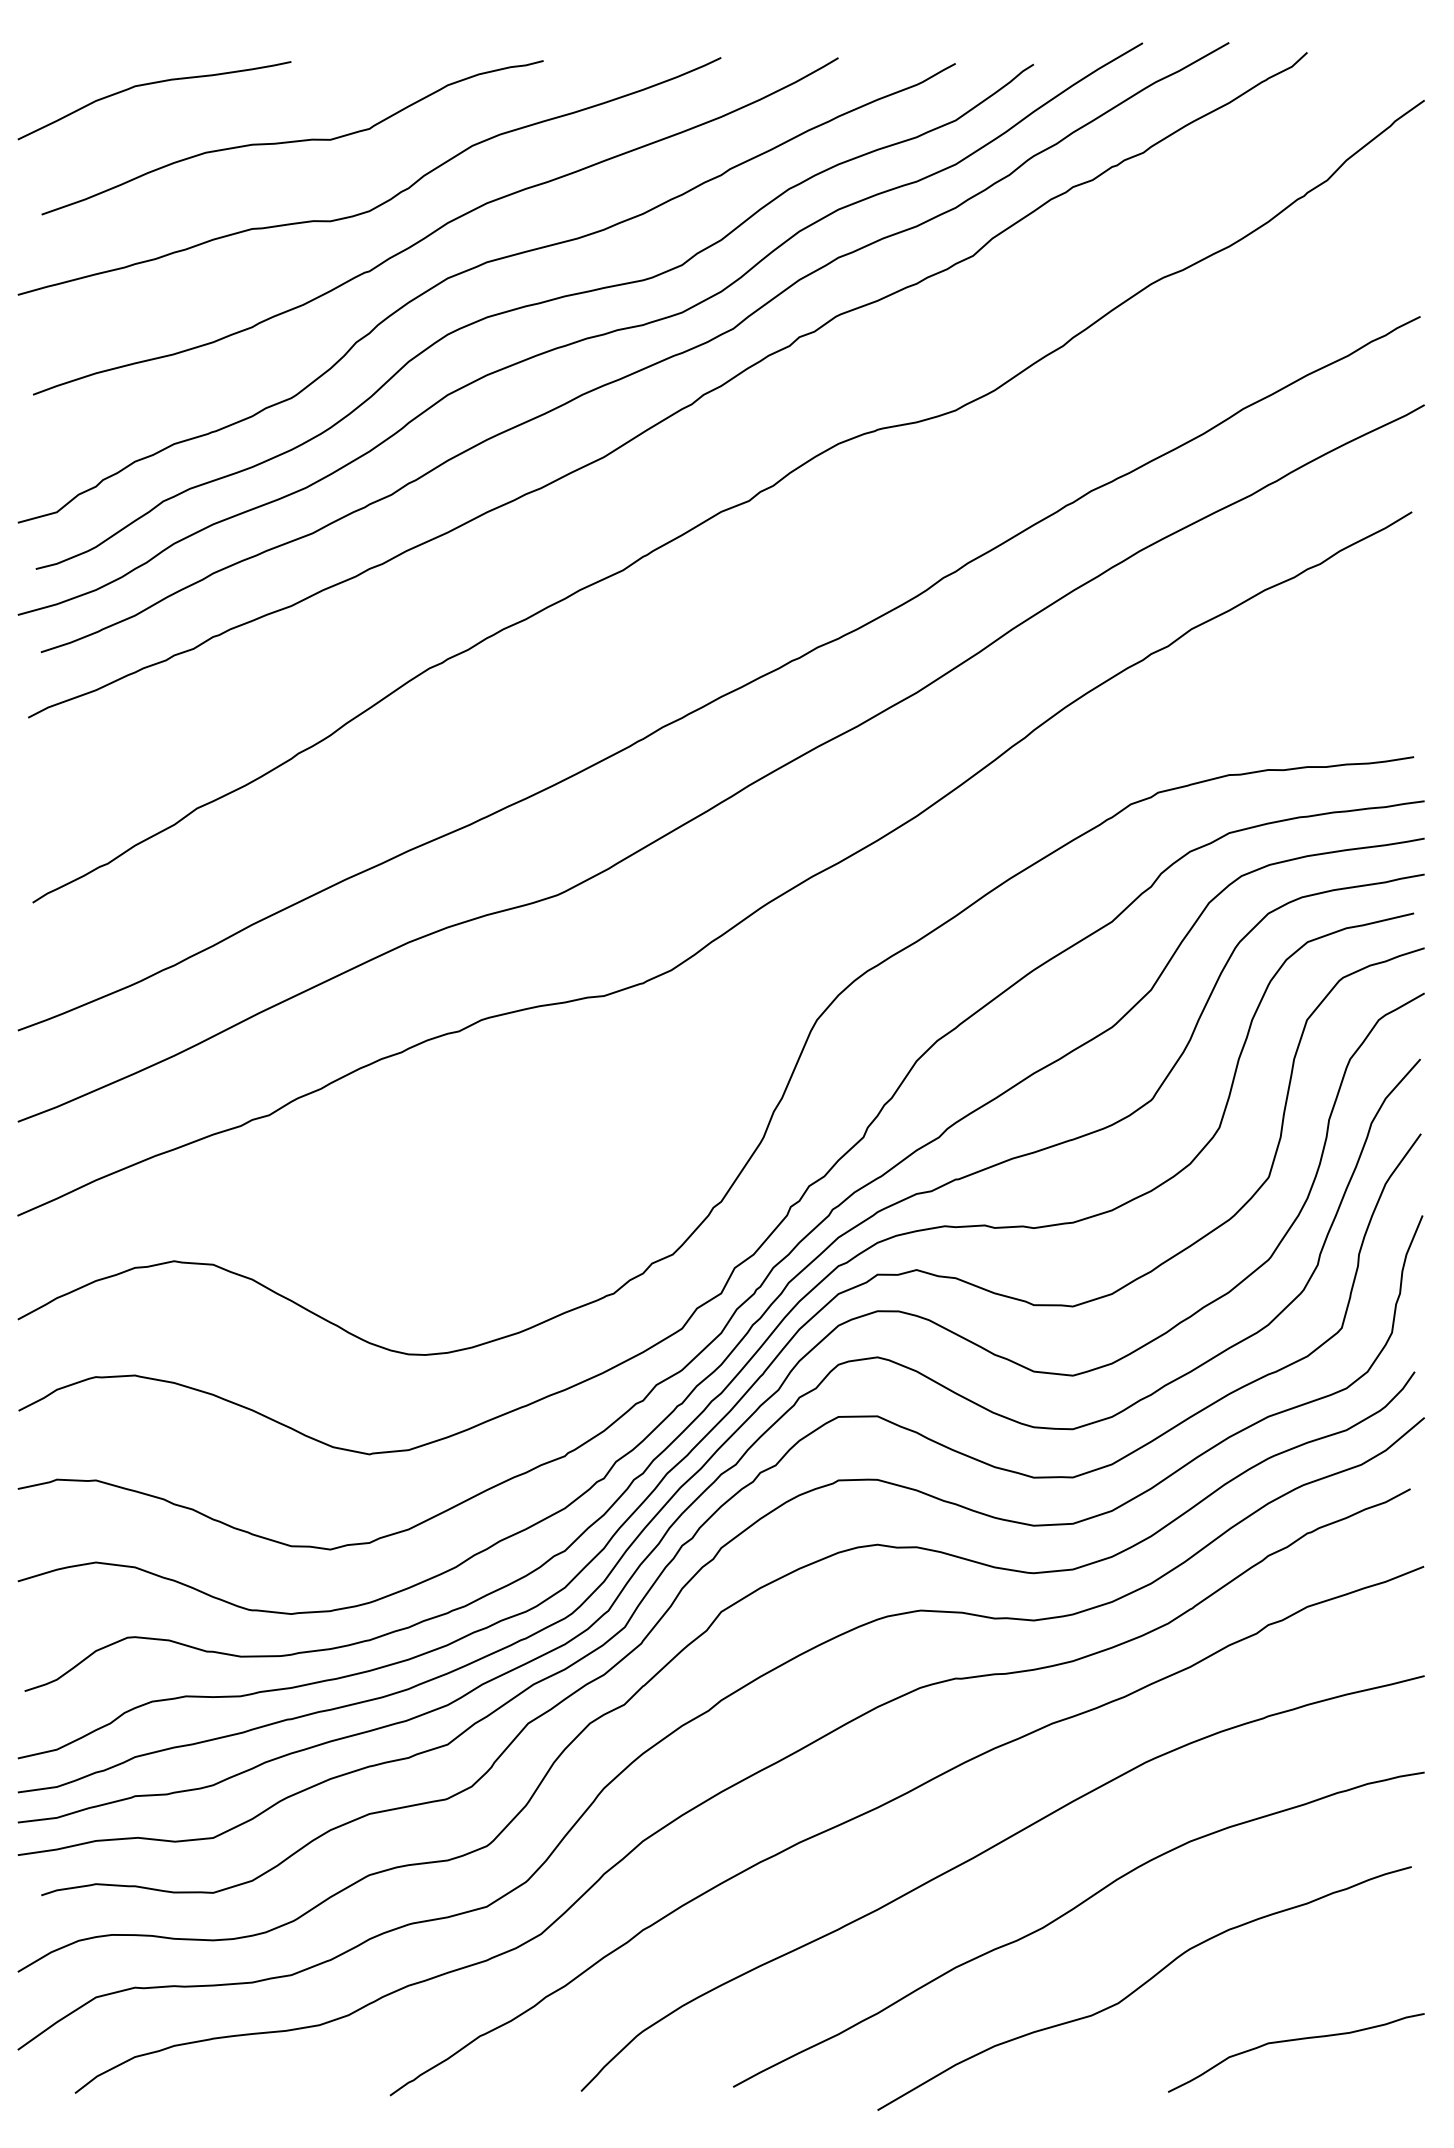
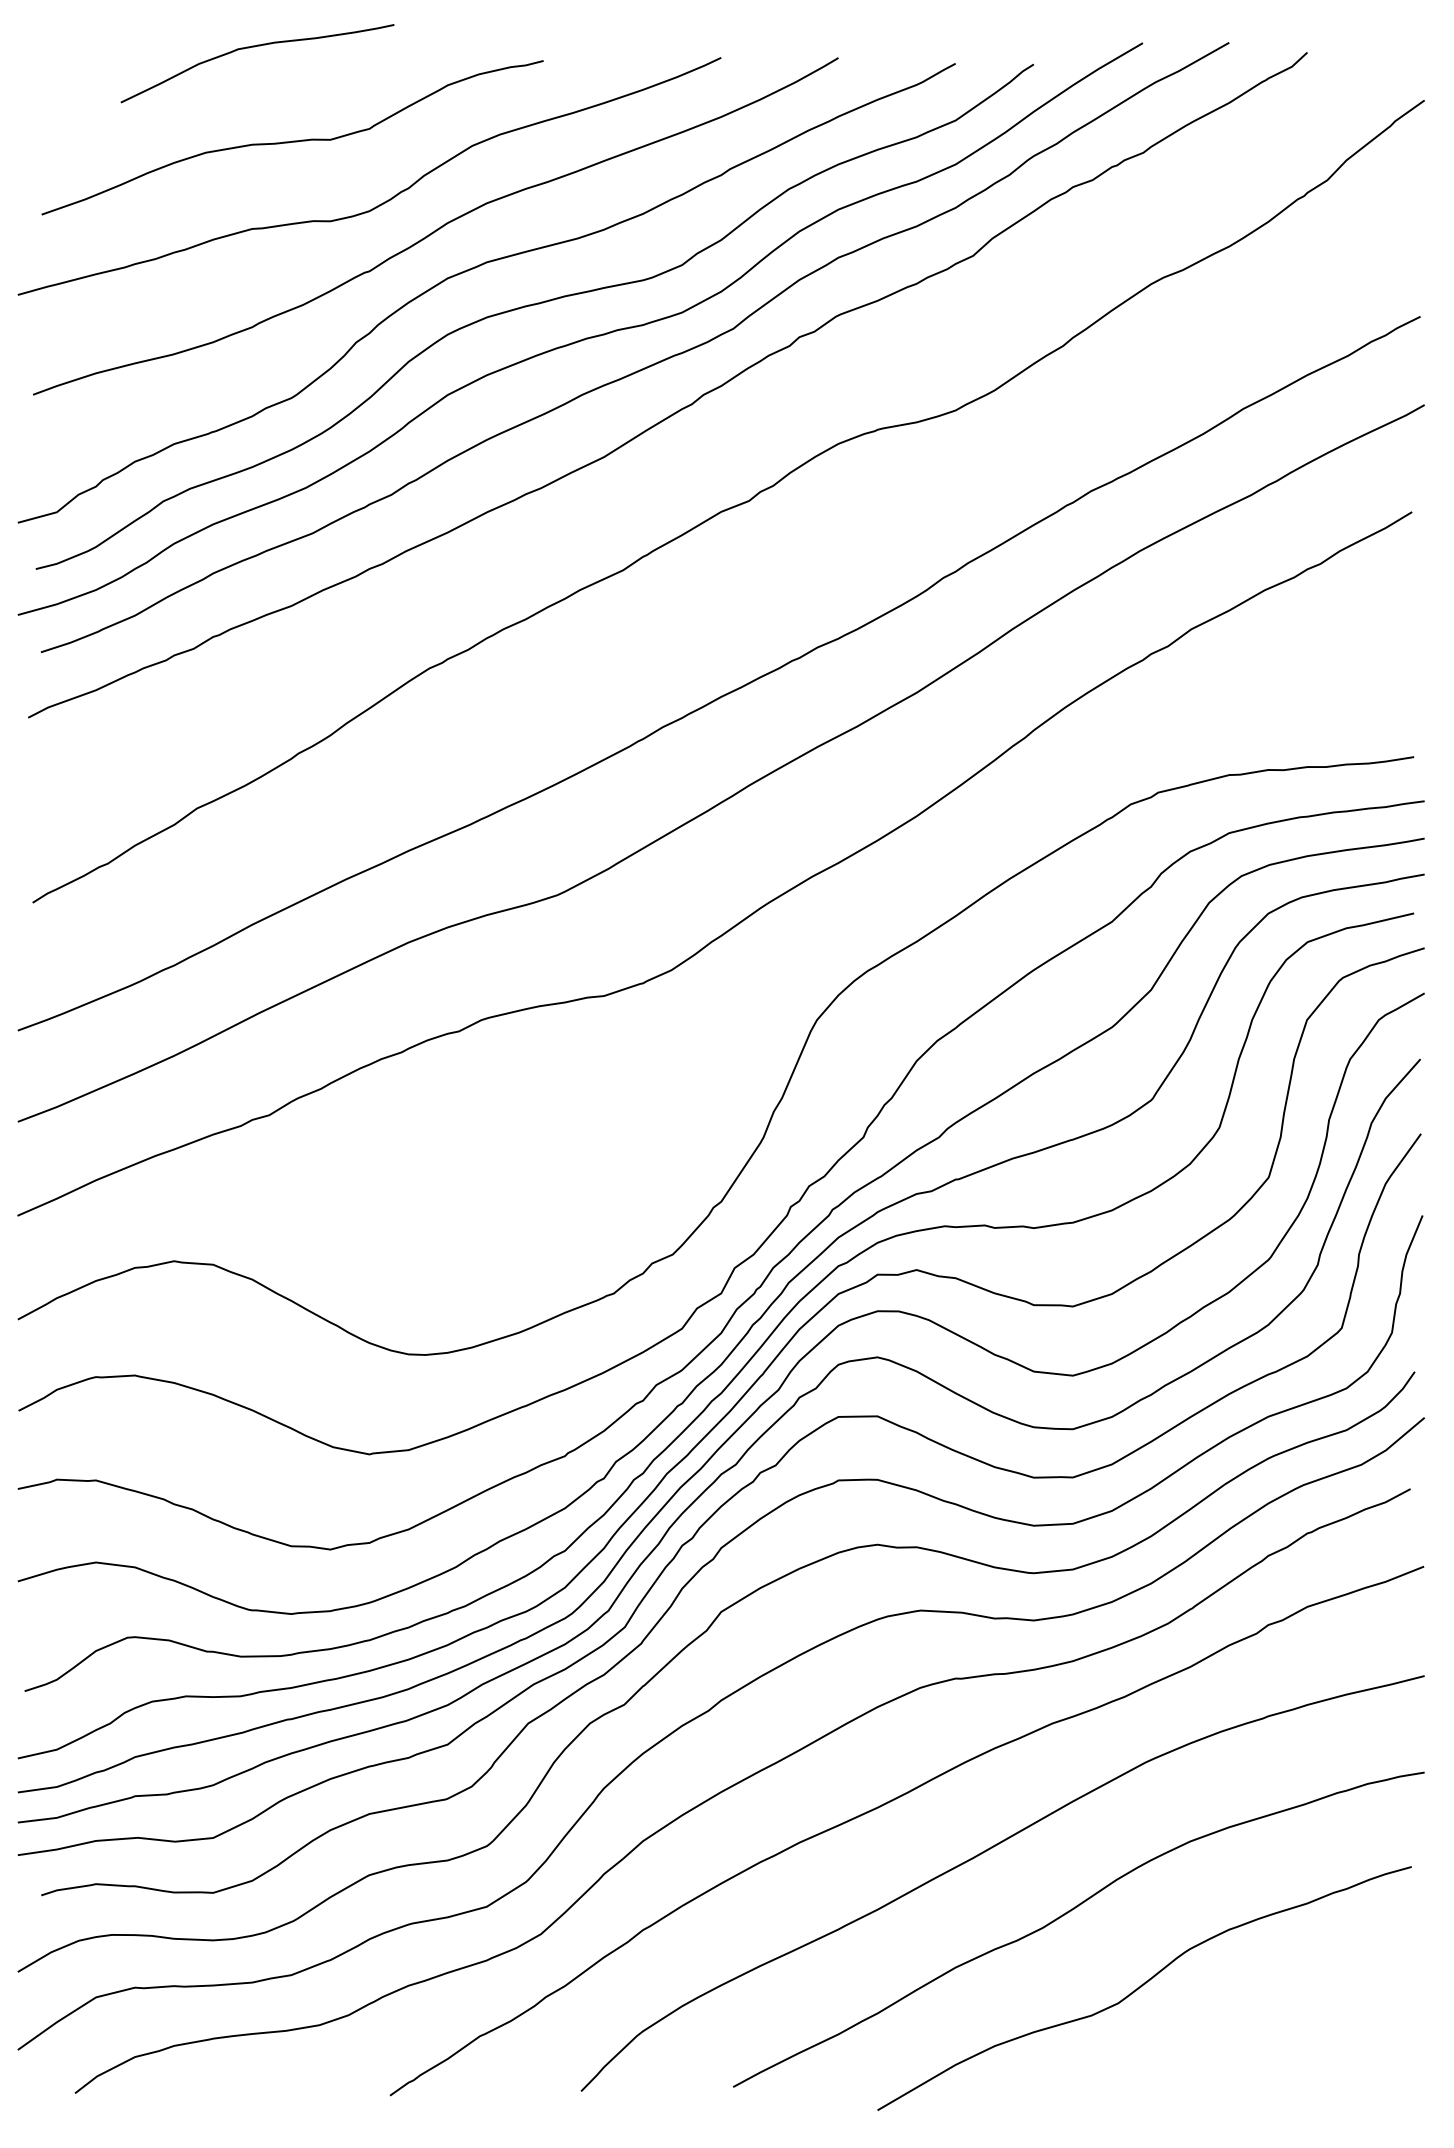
curve position: (151, 84) -> (254, 47) (254, 47)
curve: present -> none (1296, 2040)
